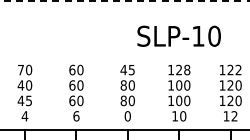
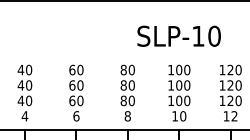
line: dashed -> solid (125, 1)
text: 45 -> 80 (127, 69)
text: 128 -> 100 (183, 69)
text: 122 -> 120 (238, 69)
text: 70 -> 40 (20, 70)
text: 45 -> 40 (29, 100)
text: 0 -> 8 (127, 116)
